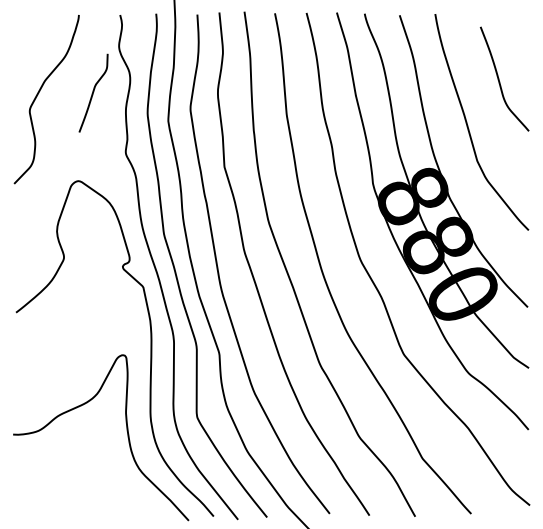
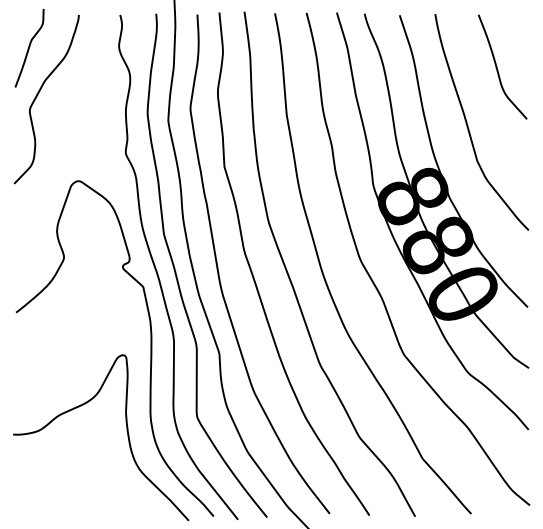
curve position: (499, 78) -> (497, 66) (497, 66)
curve position: (93, 92) -> (29, 47) (29, 47)
